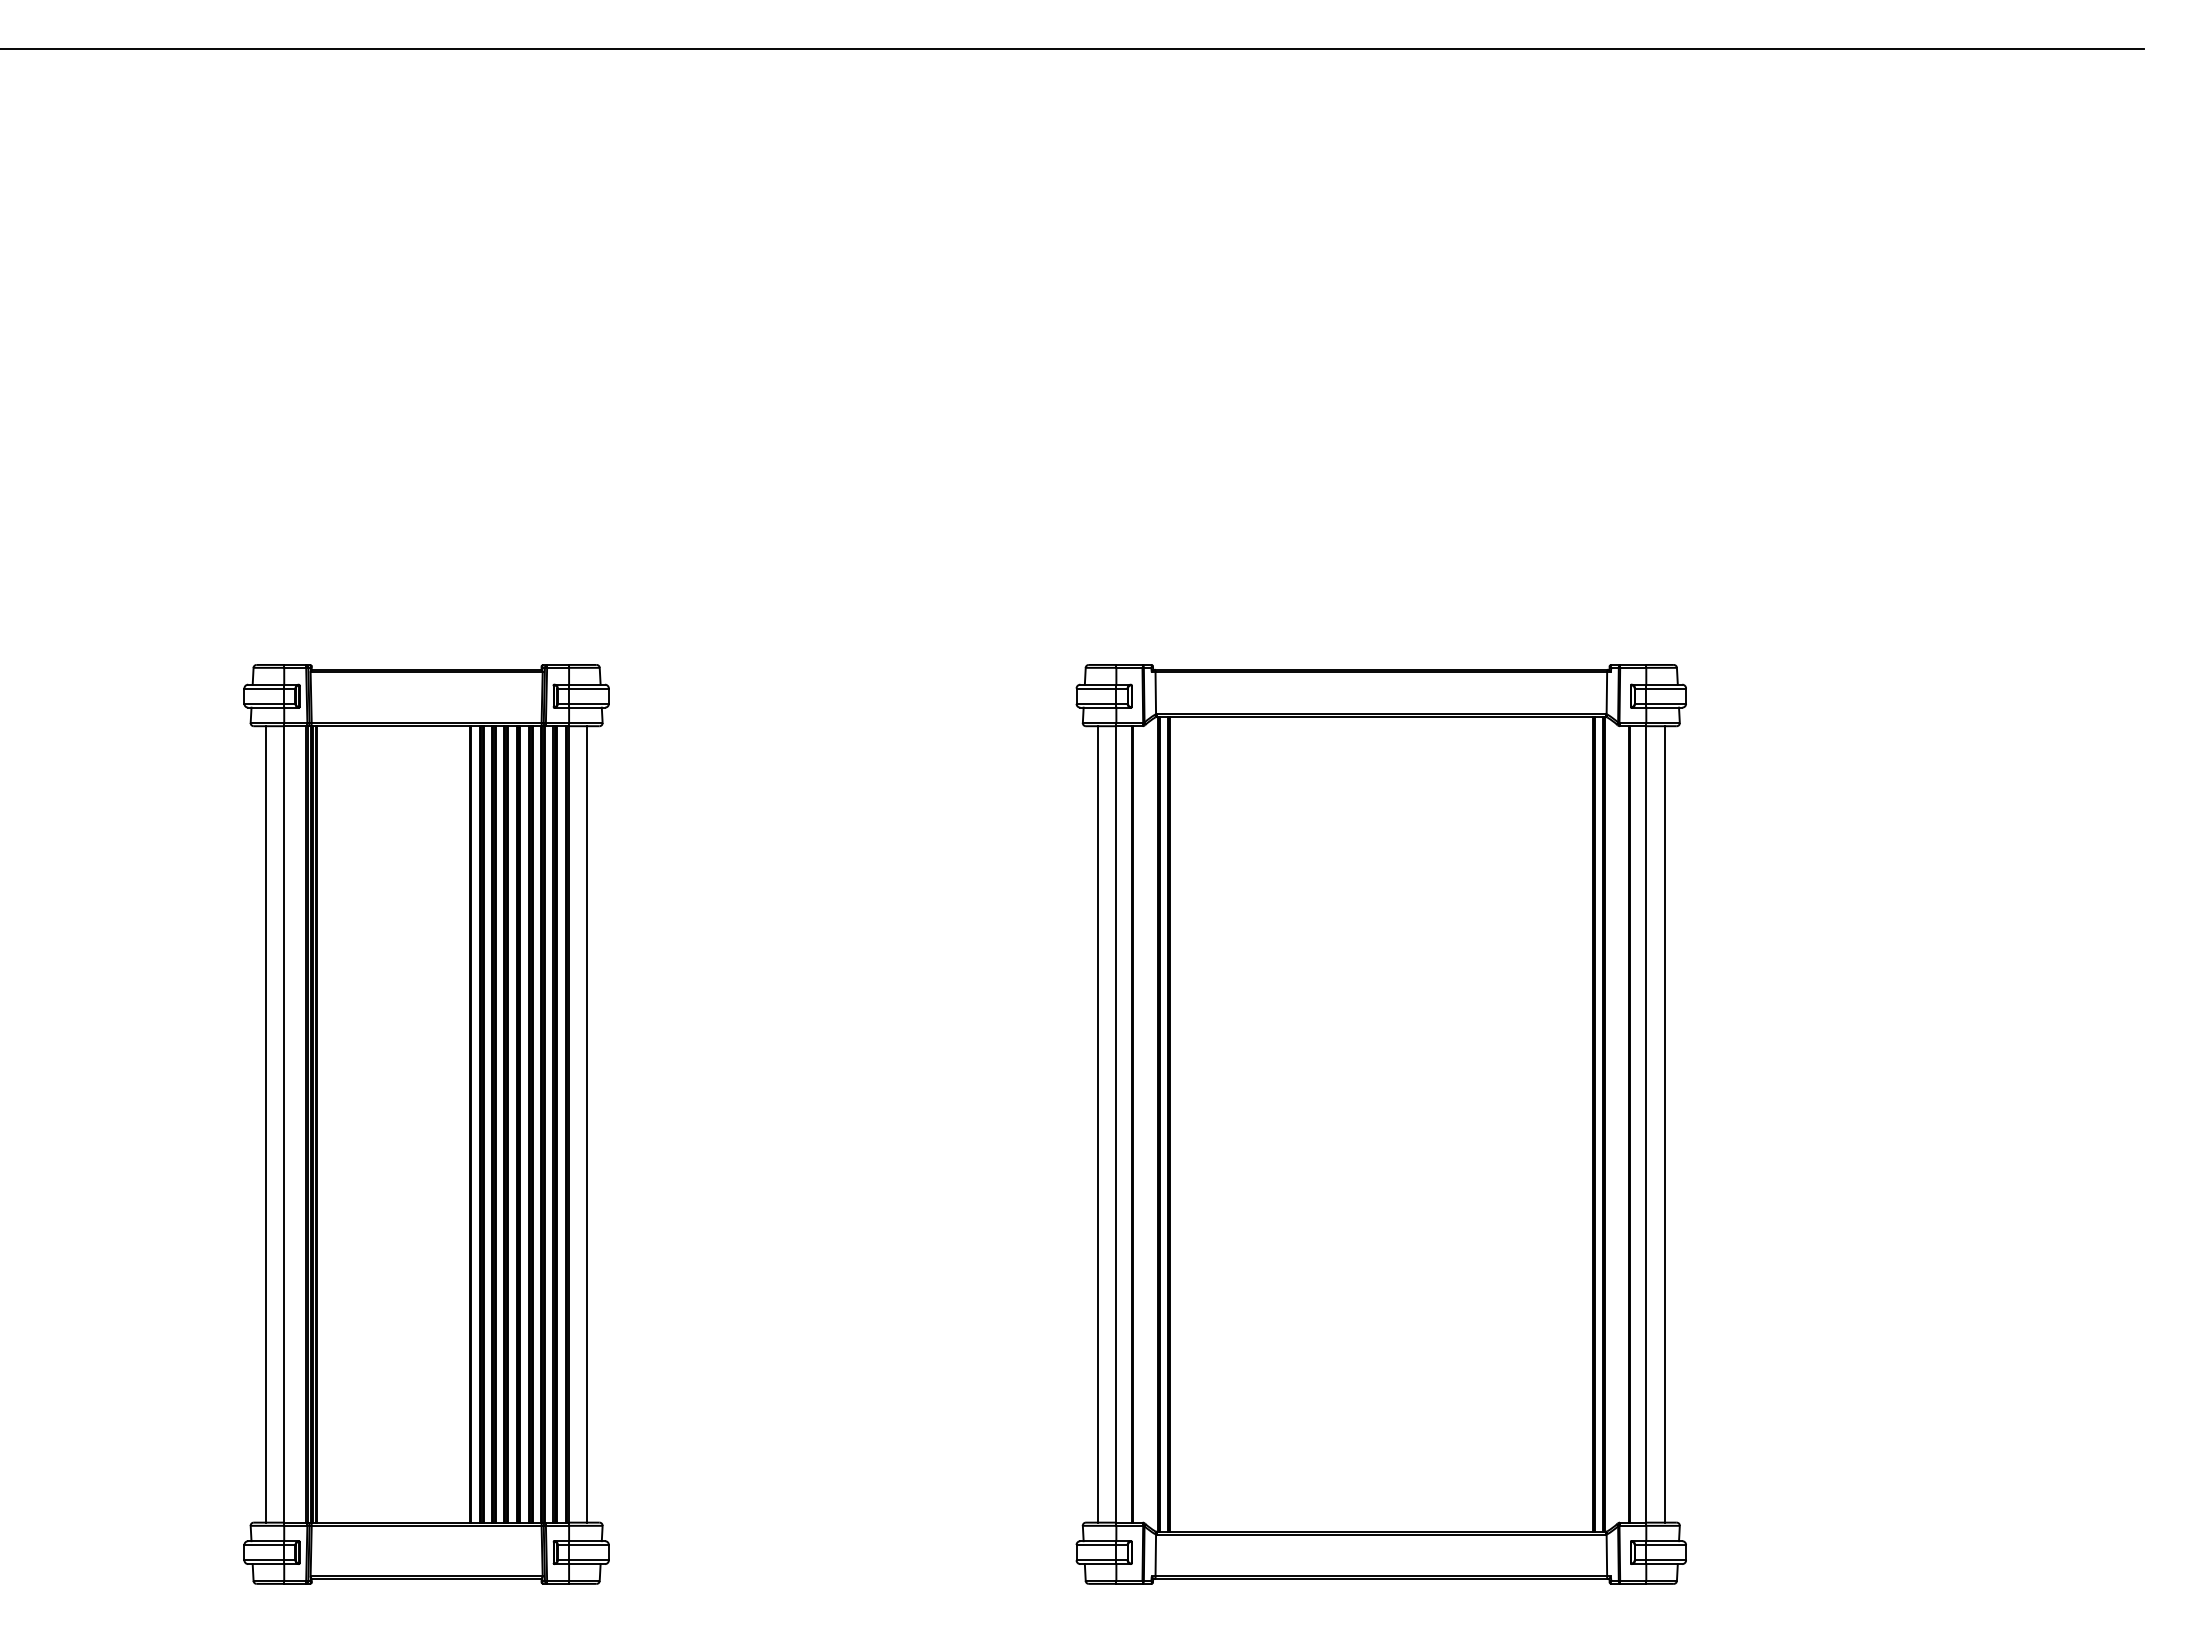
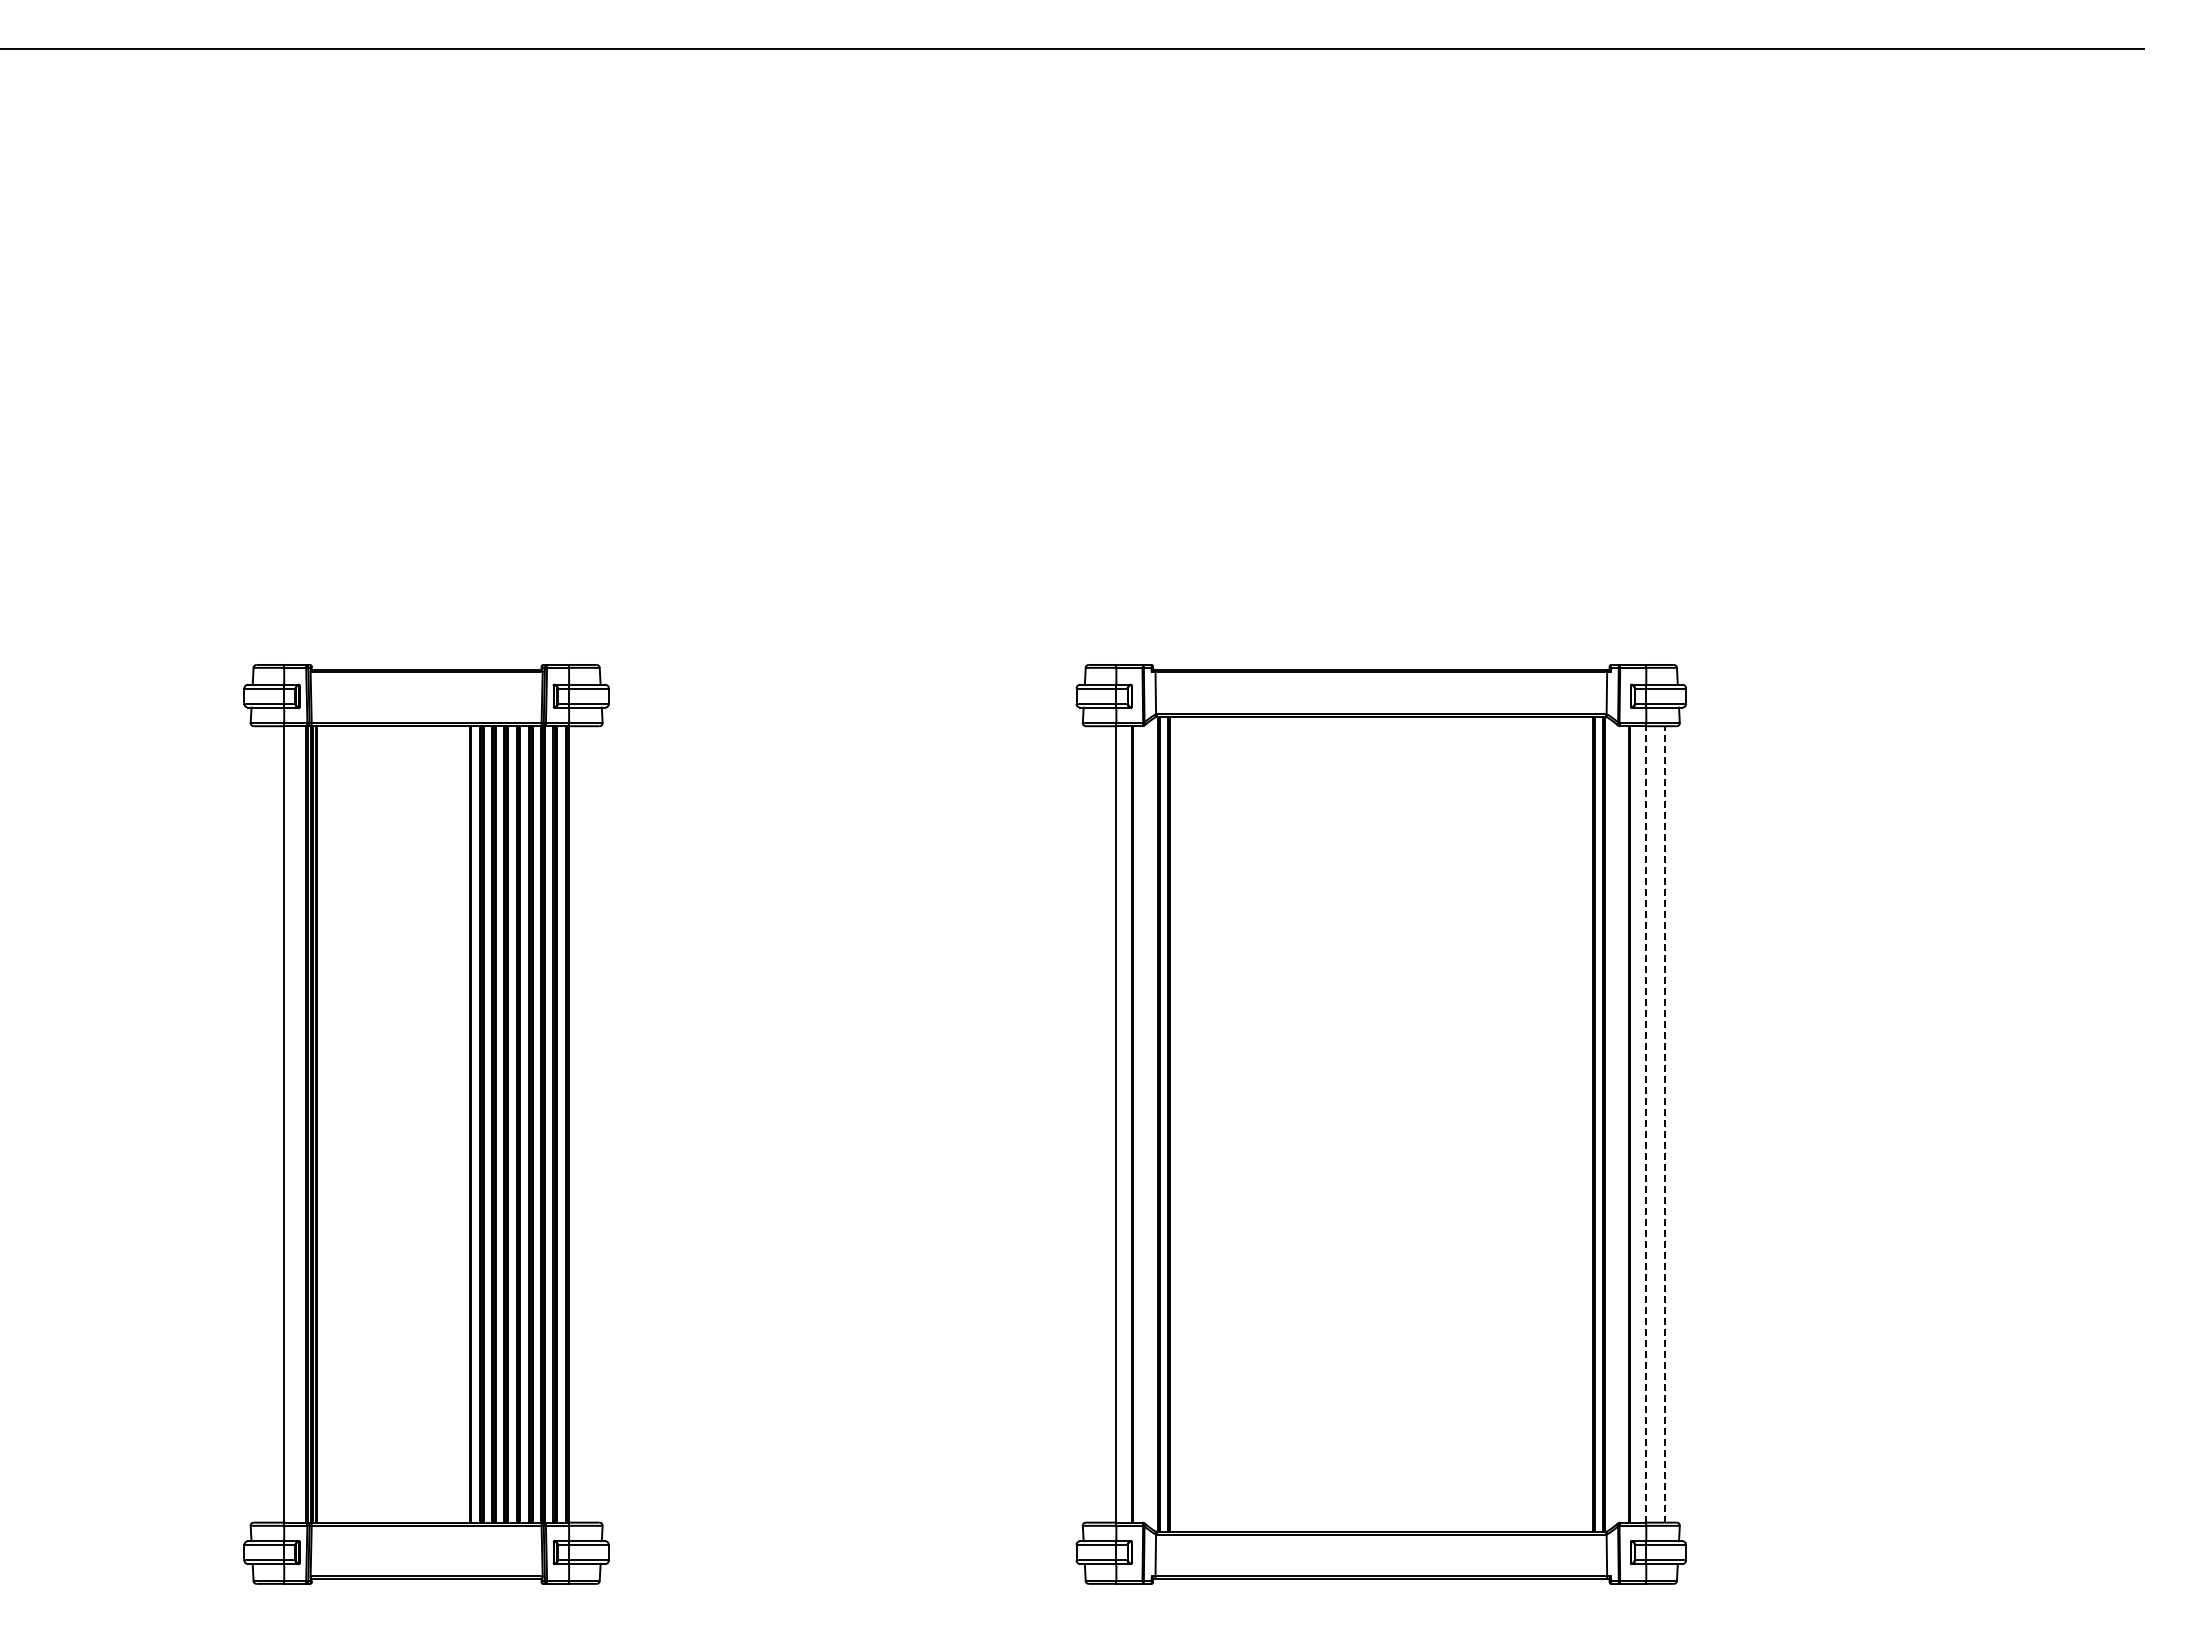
line: solid -> dashed (1646, 1123)
line: solid -> dashed (1664, 1123)
line: present -> none (265, 1124)
line: present -> none (587, 1124)
line: present -> none (1098, 1124)
